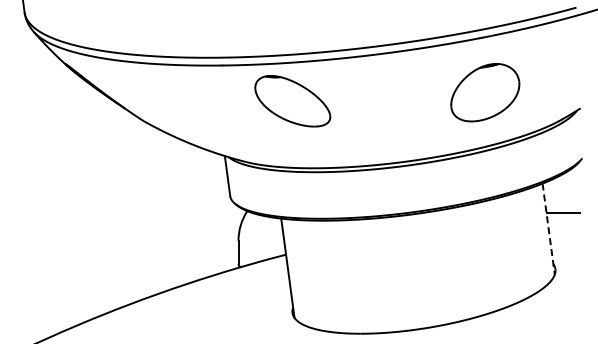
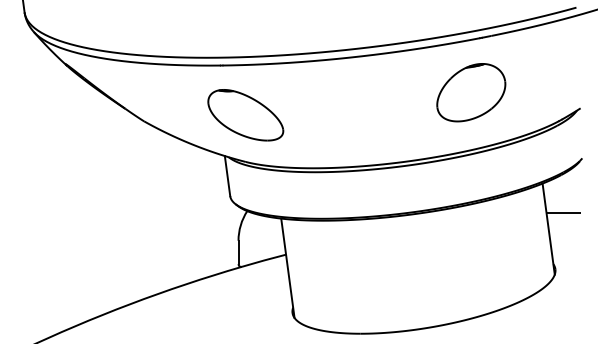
part position: (485, 92) -> (471, 92) (471, 92)
part position: (292, 101) -> (245, 115) (245, 115)
line: dashed -> solid (548, 229)
